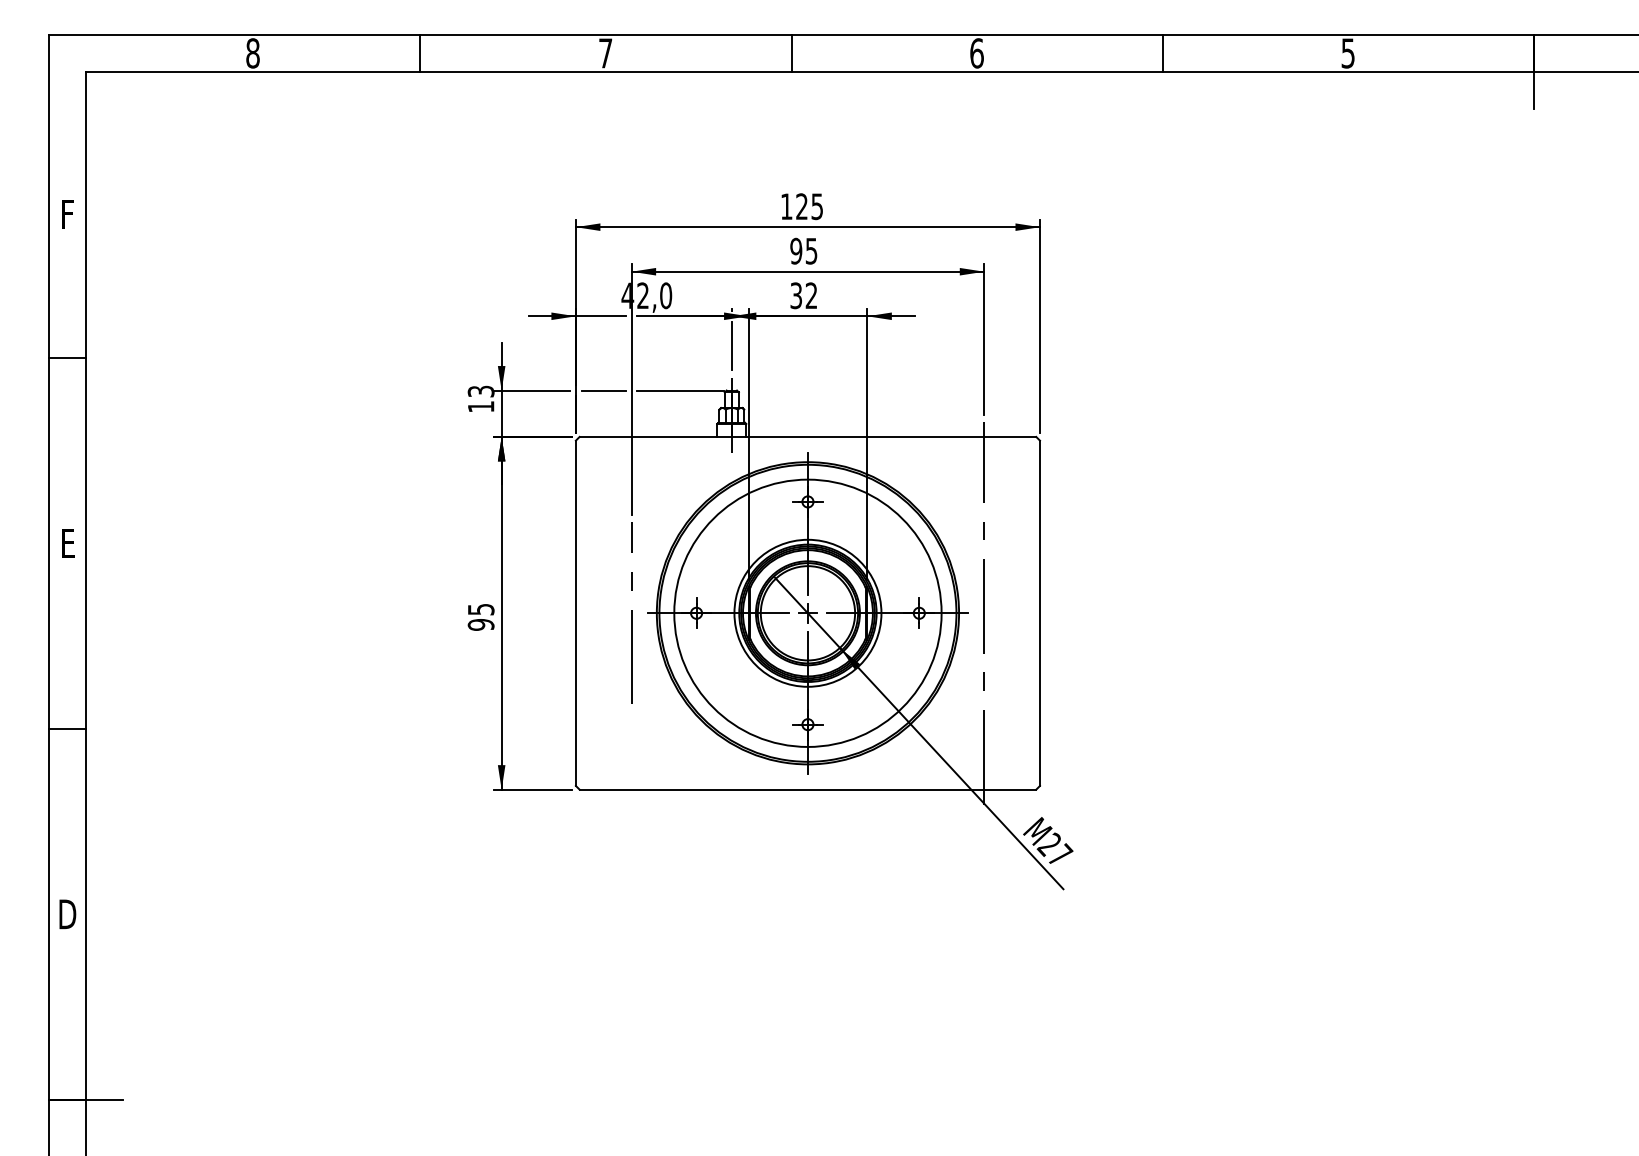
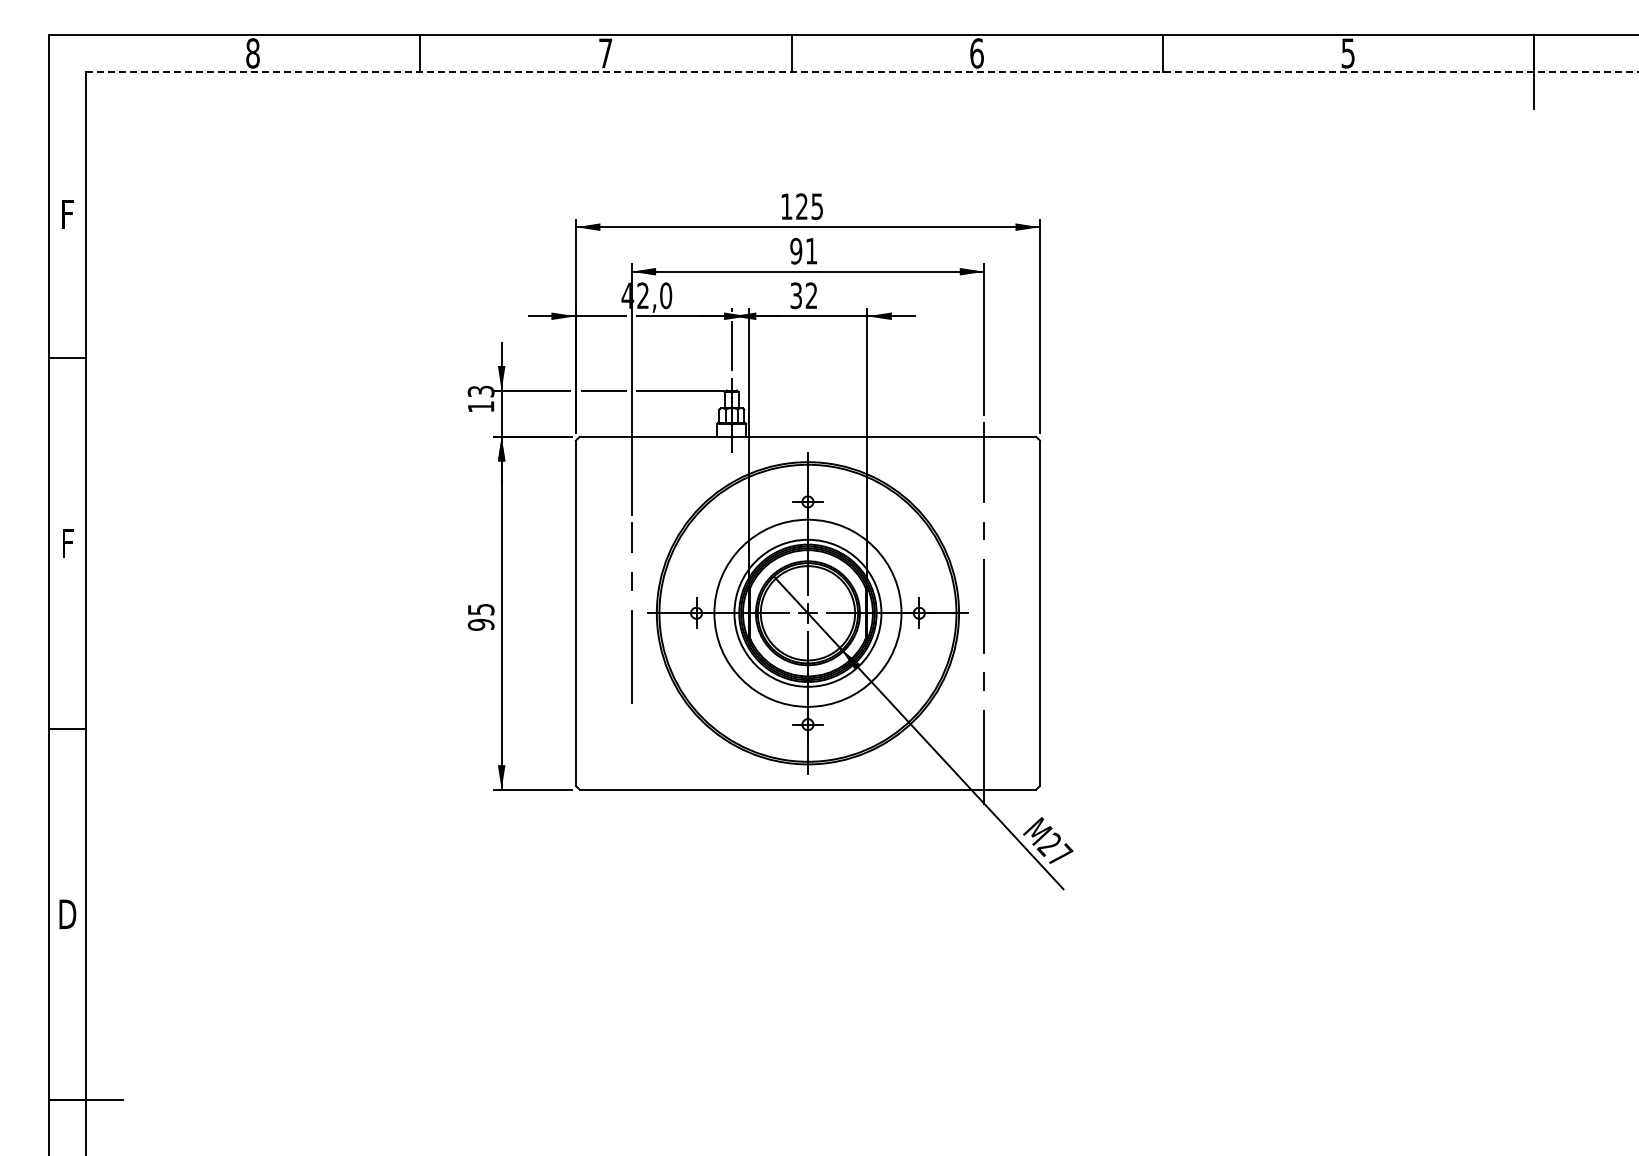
line: solid -> dashed (862, 71)
text: 95 -> 91 (811, 251)
text: E -> F (68, 543)
circle diameter: 267 px -> 187 px (807, 612)
